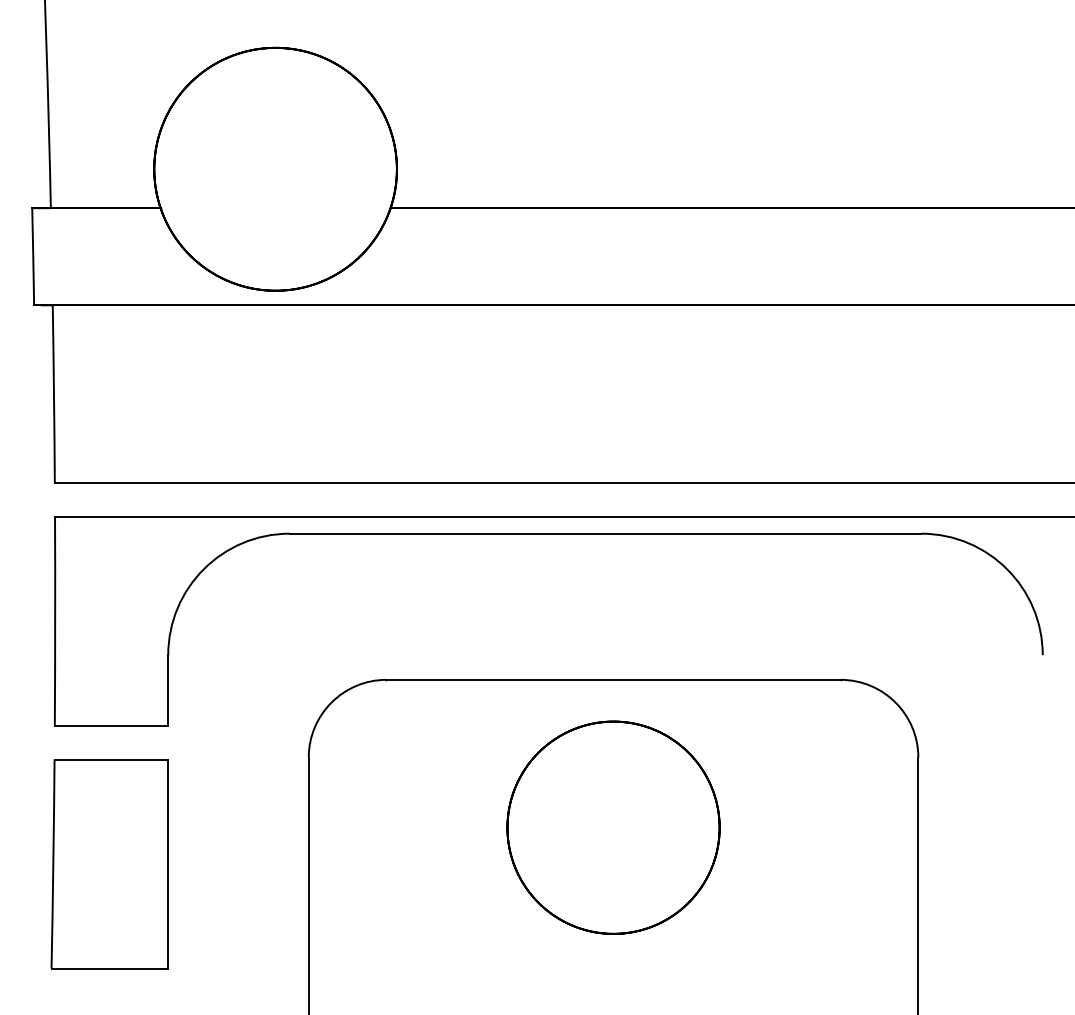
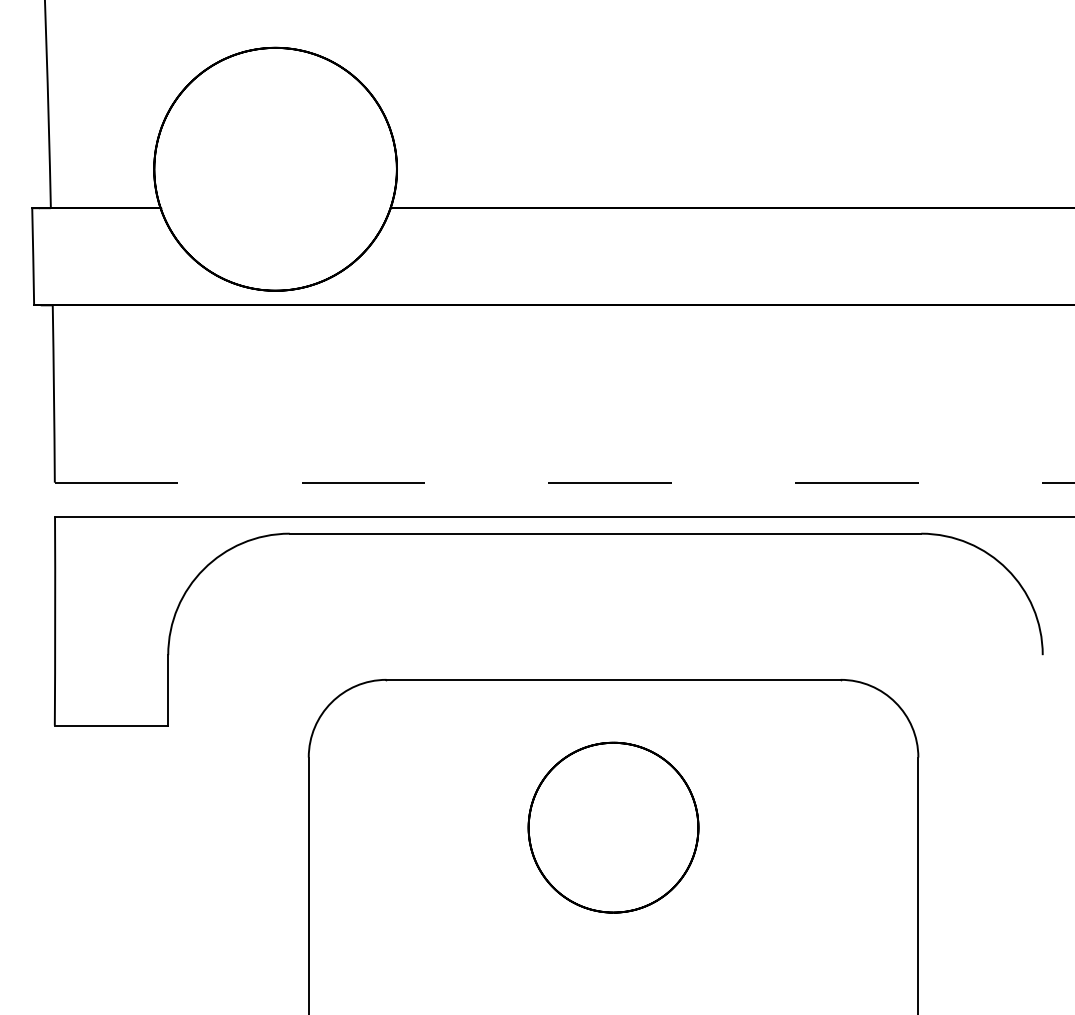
line: solid -> dashed (564, 482)
part size: 215x215 px -> 173x173 px (613, 827)
part: present -> none (109, 864)
